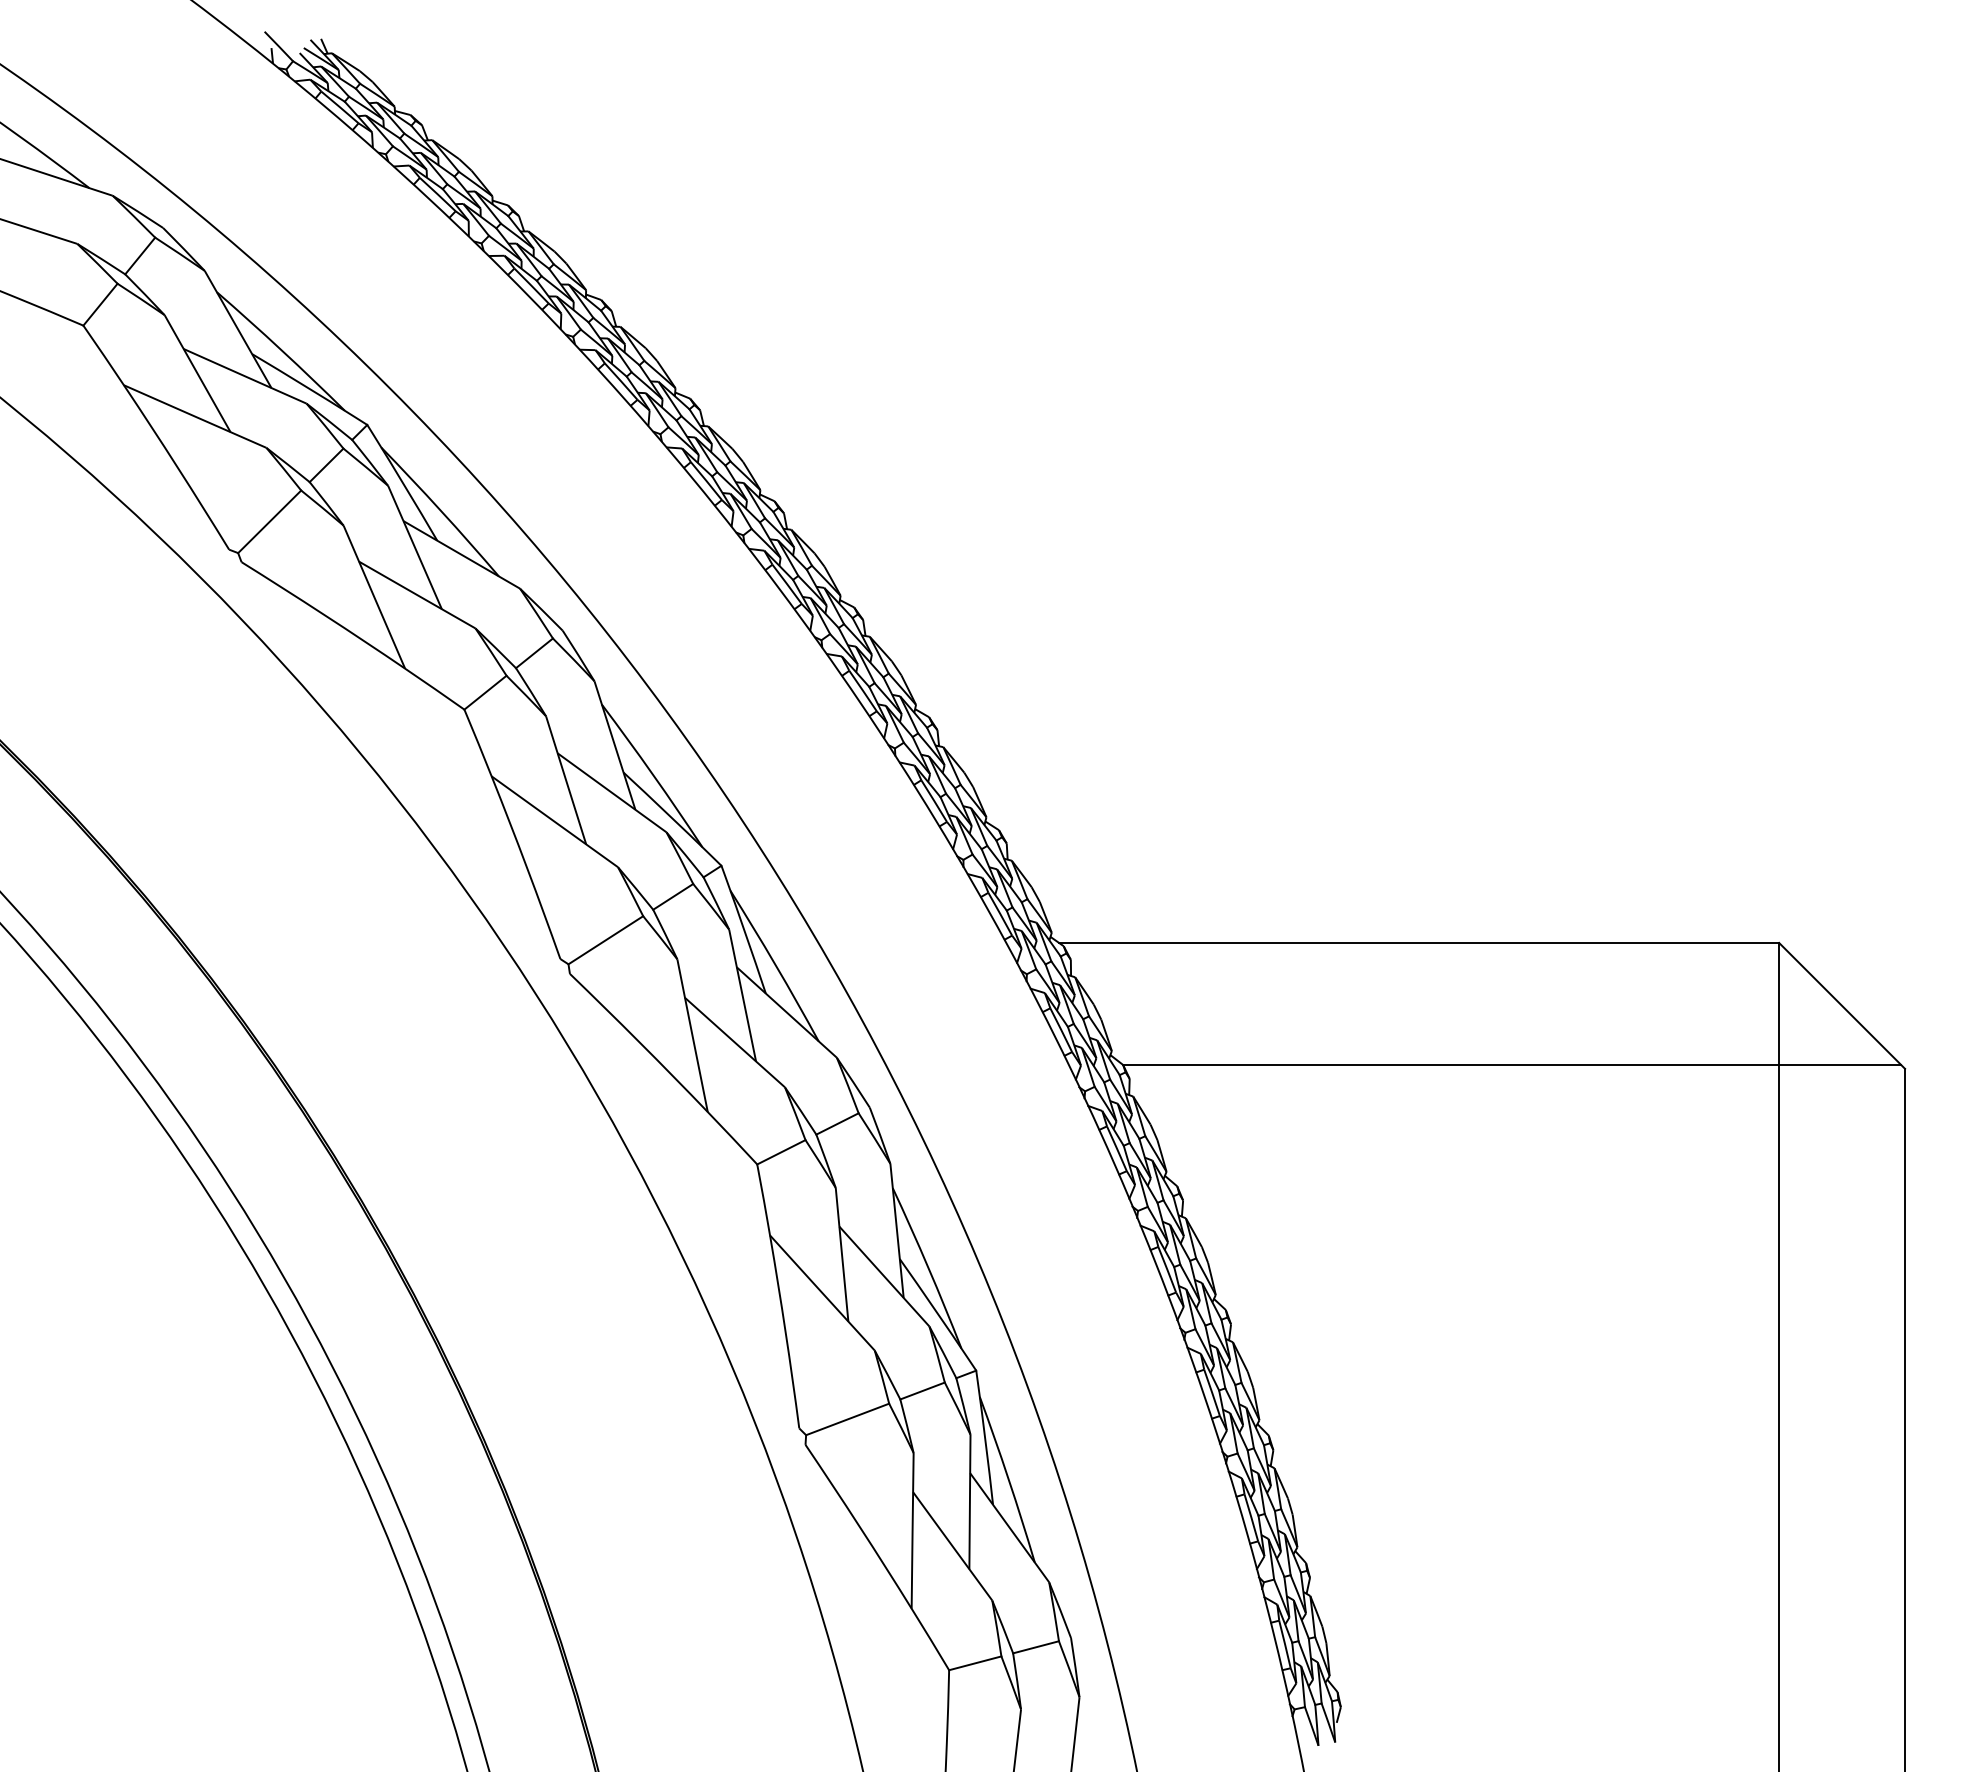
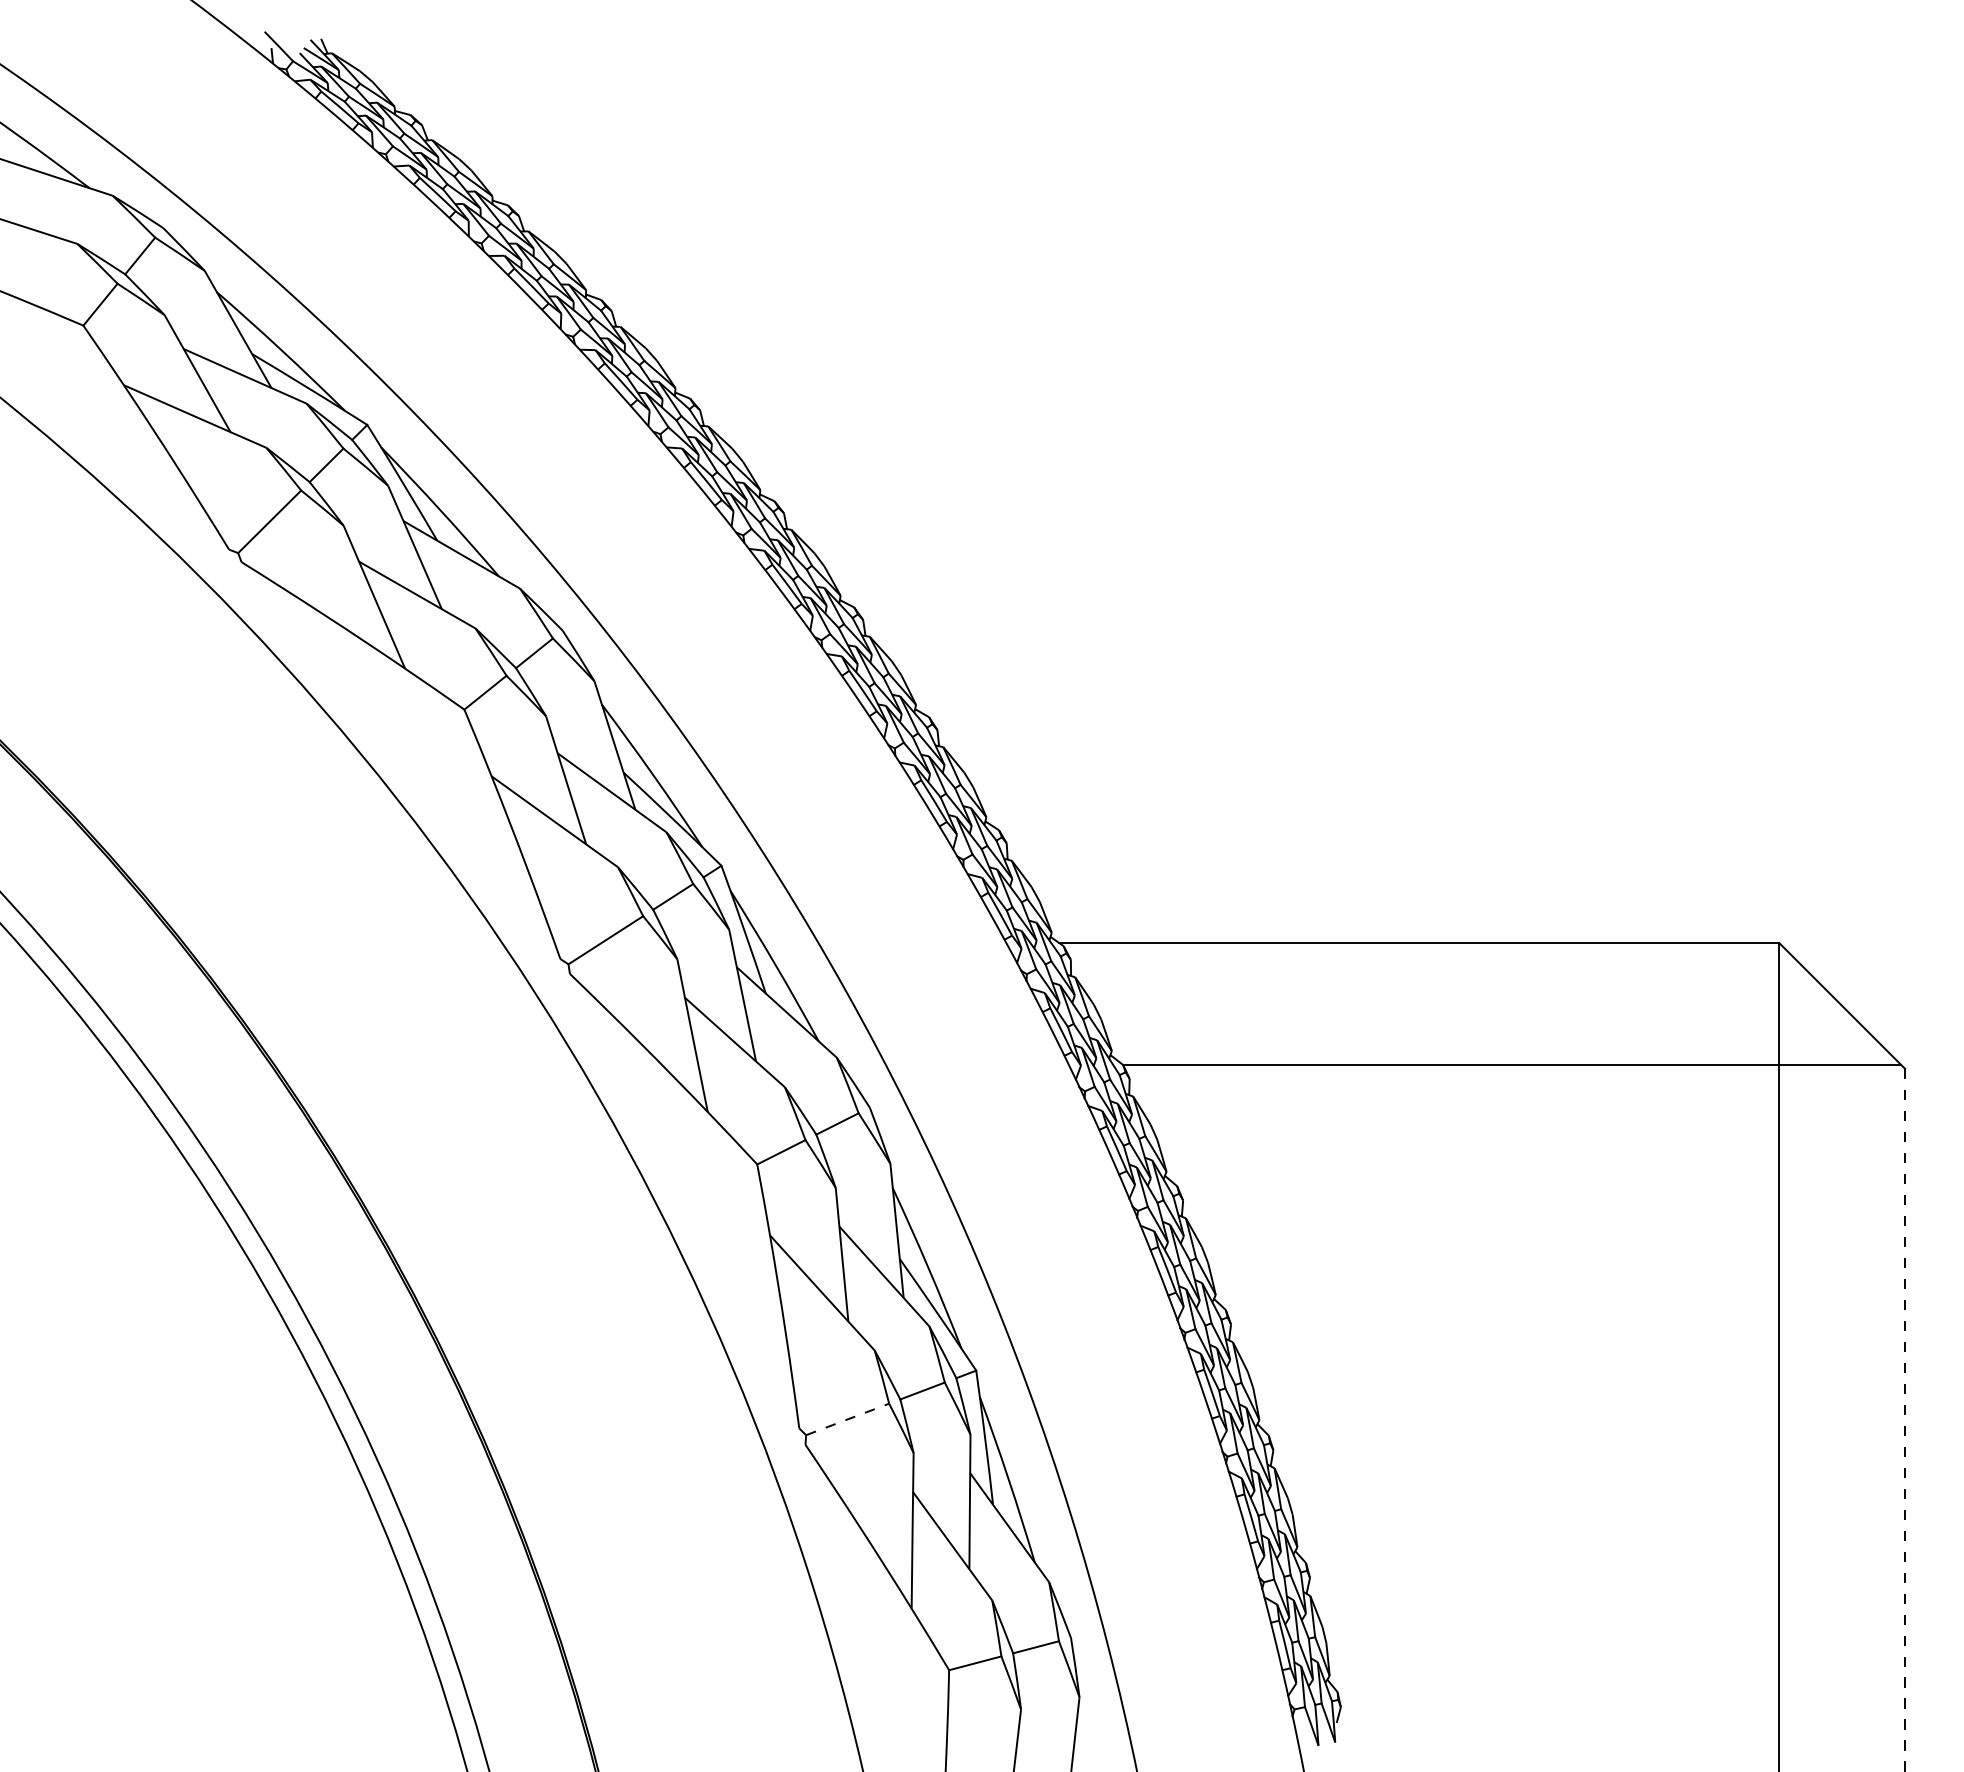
line: solid -> dashed (848, 1419)
line: solid -> dashed (1905, 1420)
